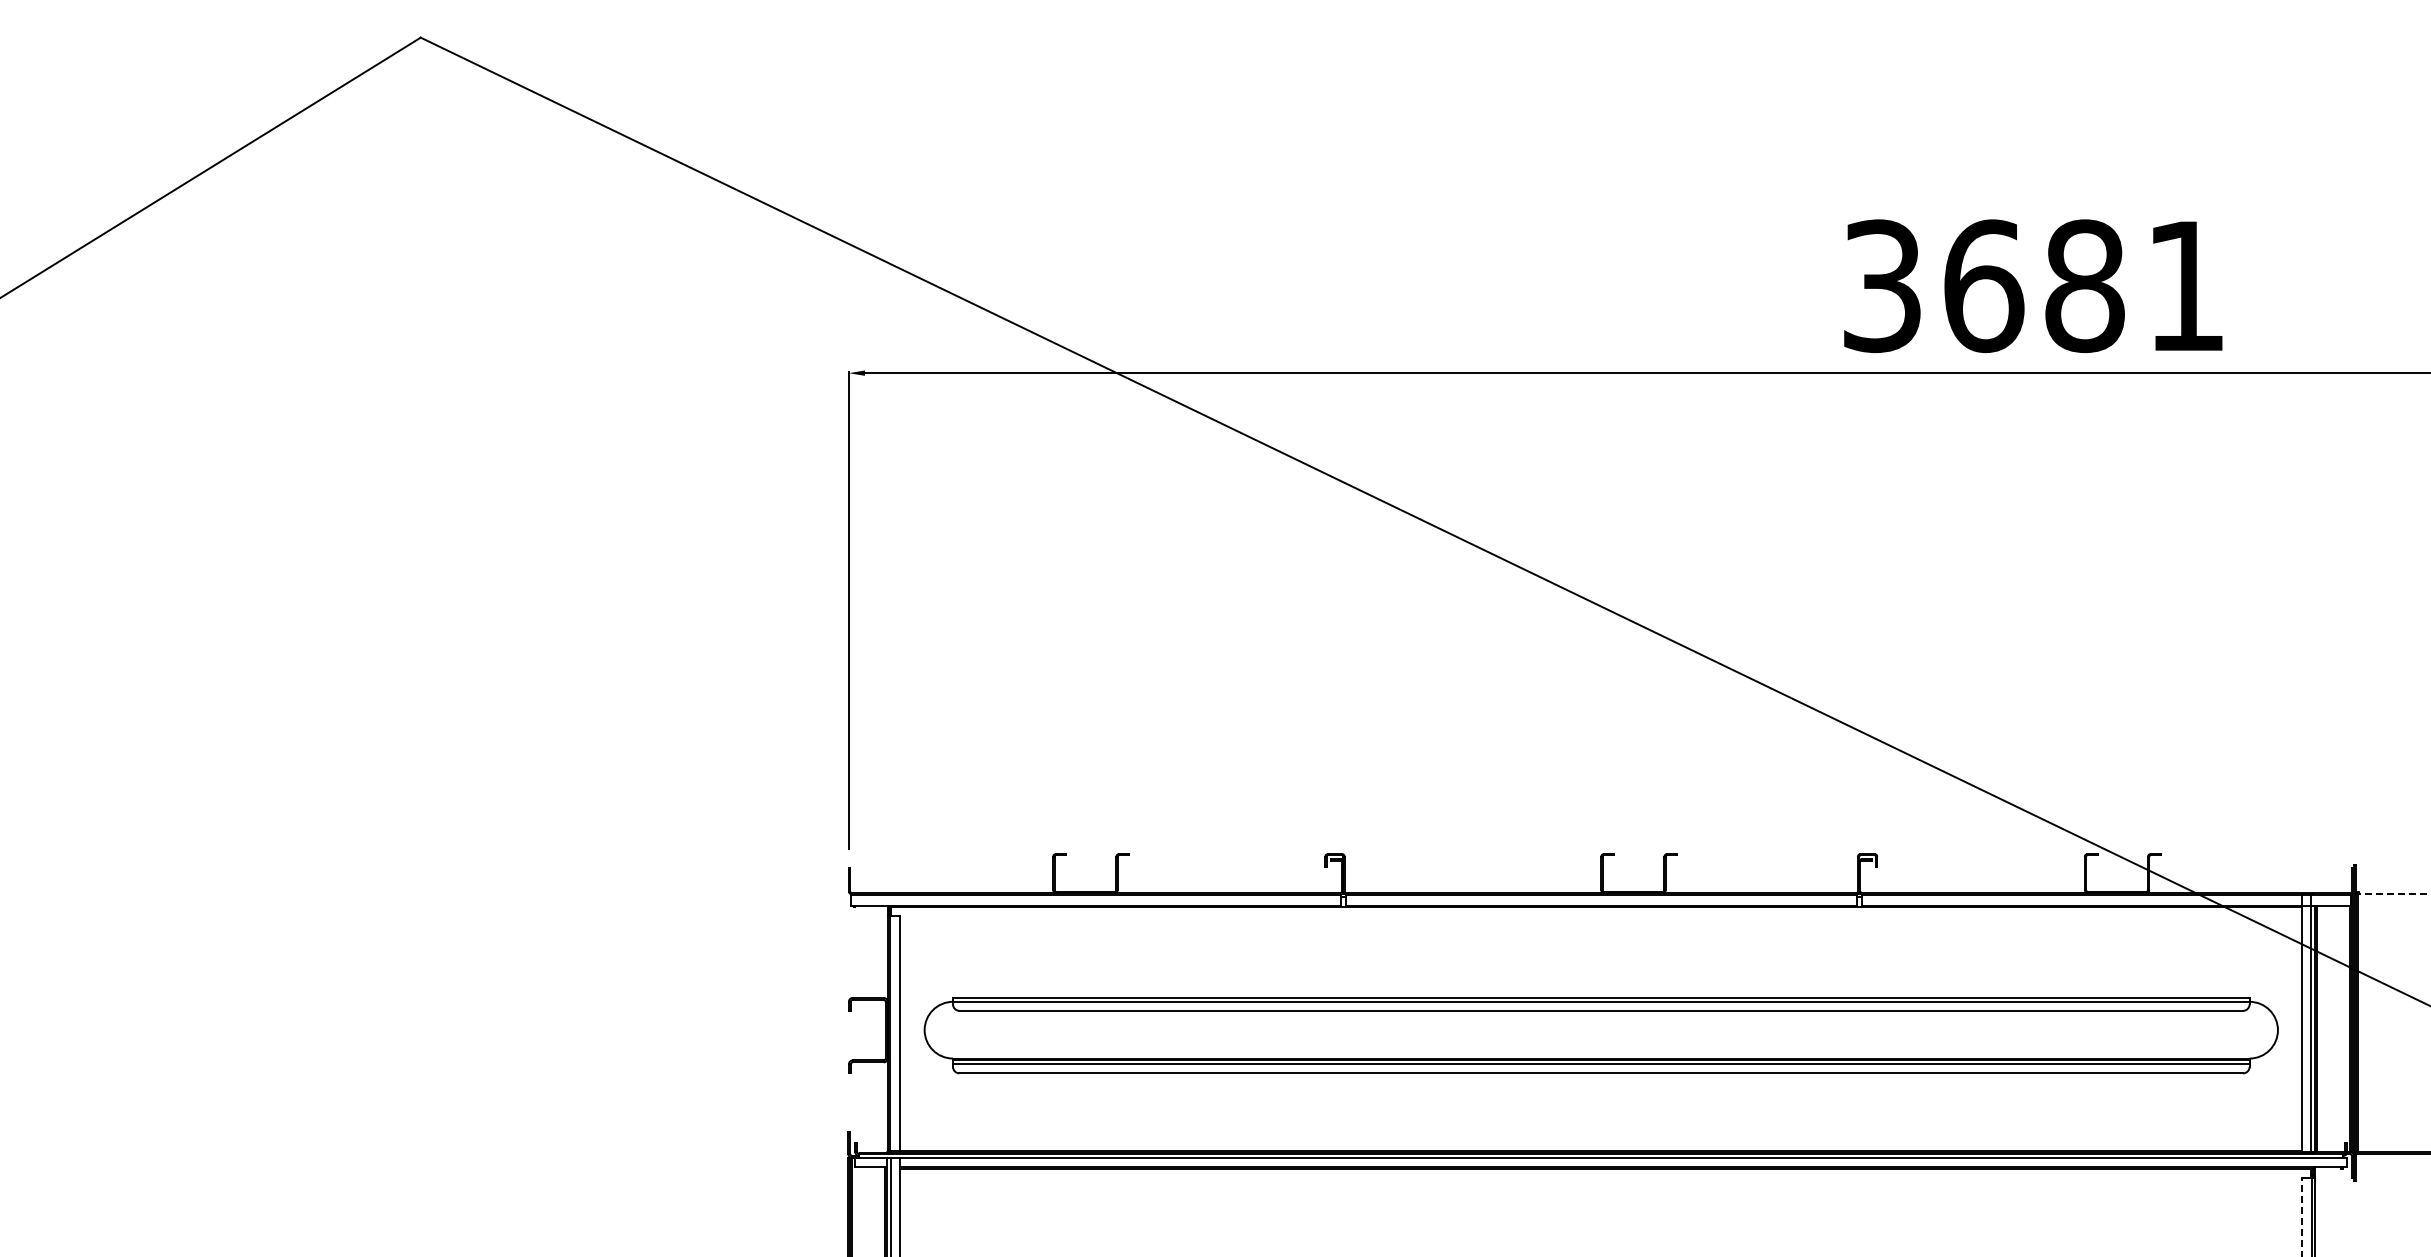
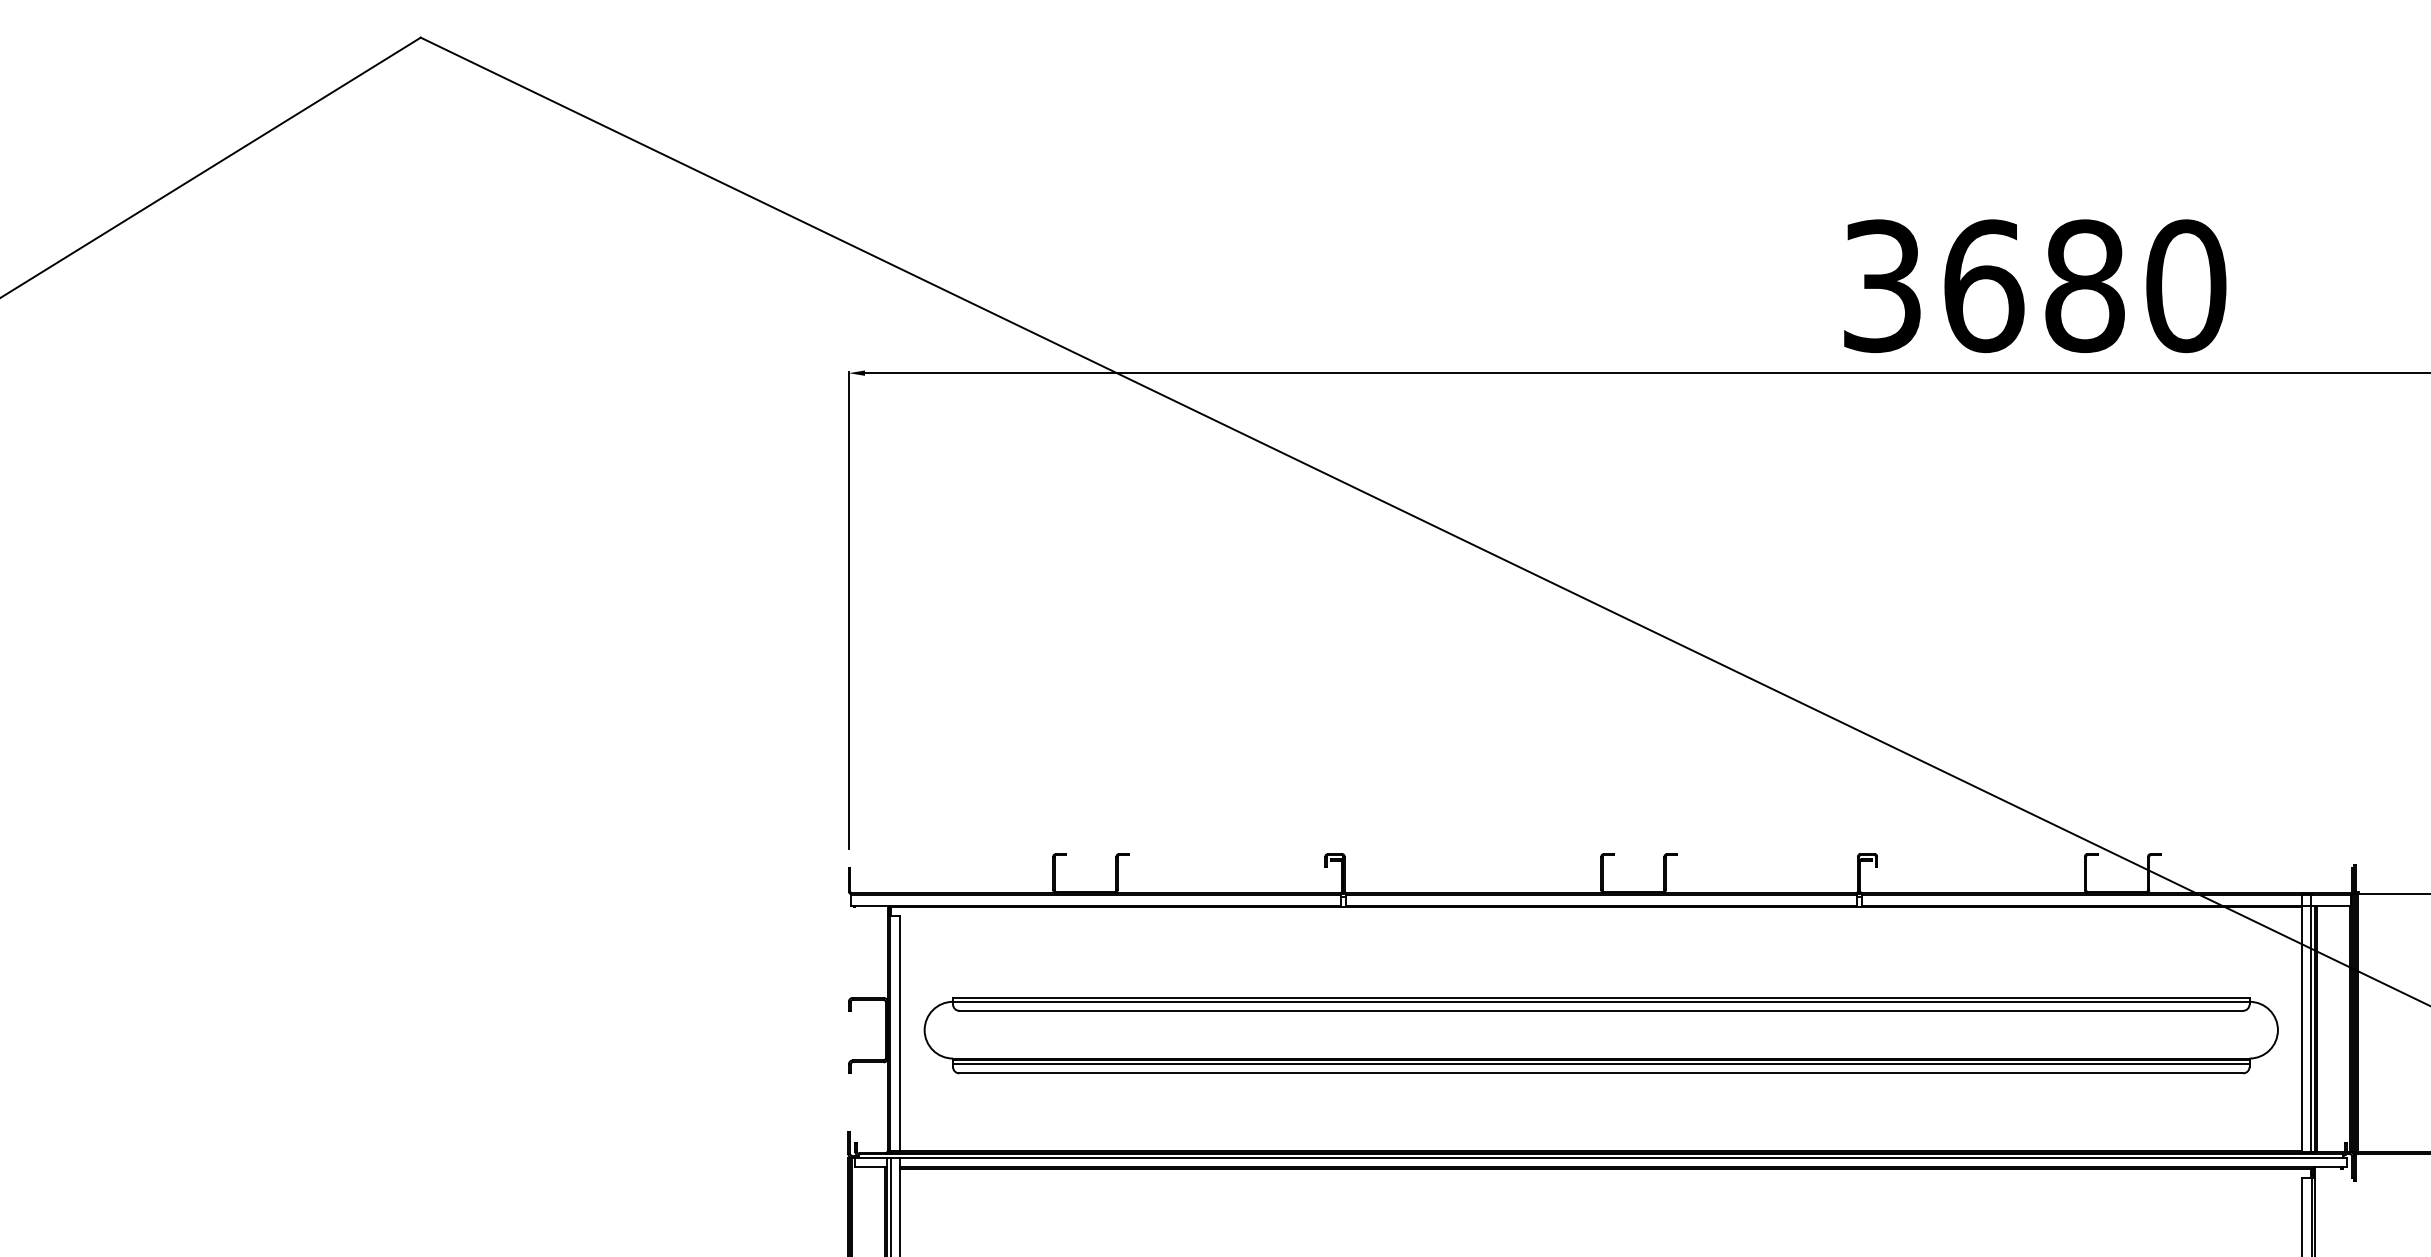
text: 3681 -> 3680 (2186, 286)
line: dashed -> solid (2393, 894)
line: dashed -> solid (2302, 1216)
